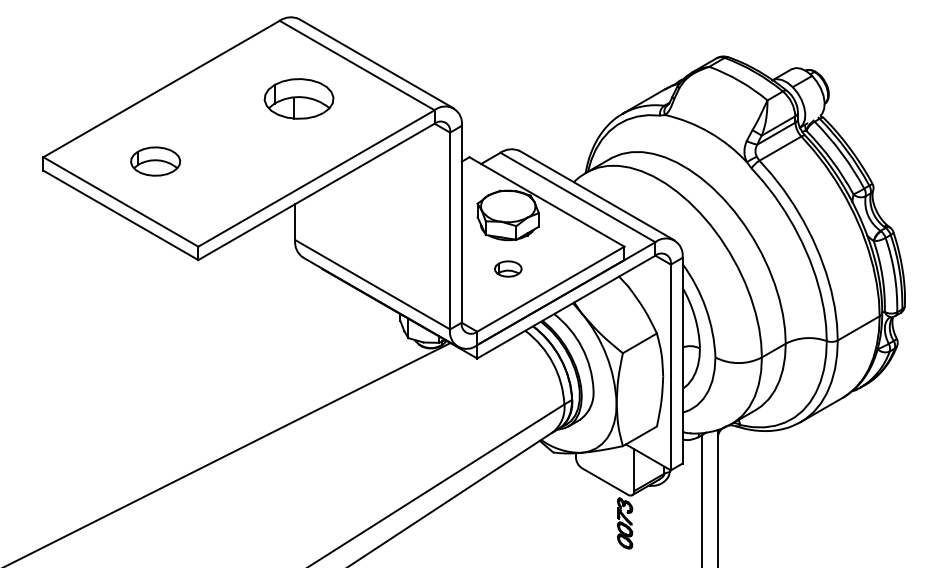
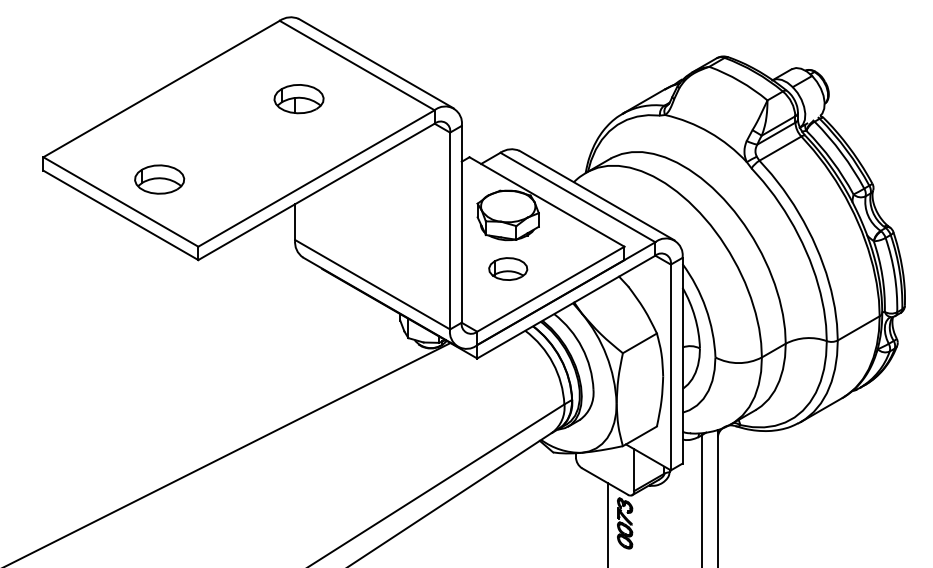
part size: 72x42 px -> 52x31 px (298, 99)
part position: (155, 161) -> (159, 179) (159, 179)
part size: 29x18 px -> 41x24 px (508, 268)
line: none -> present (608, 523)
